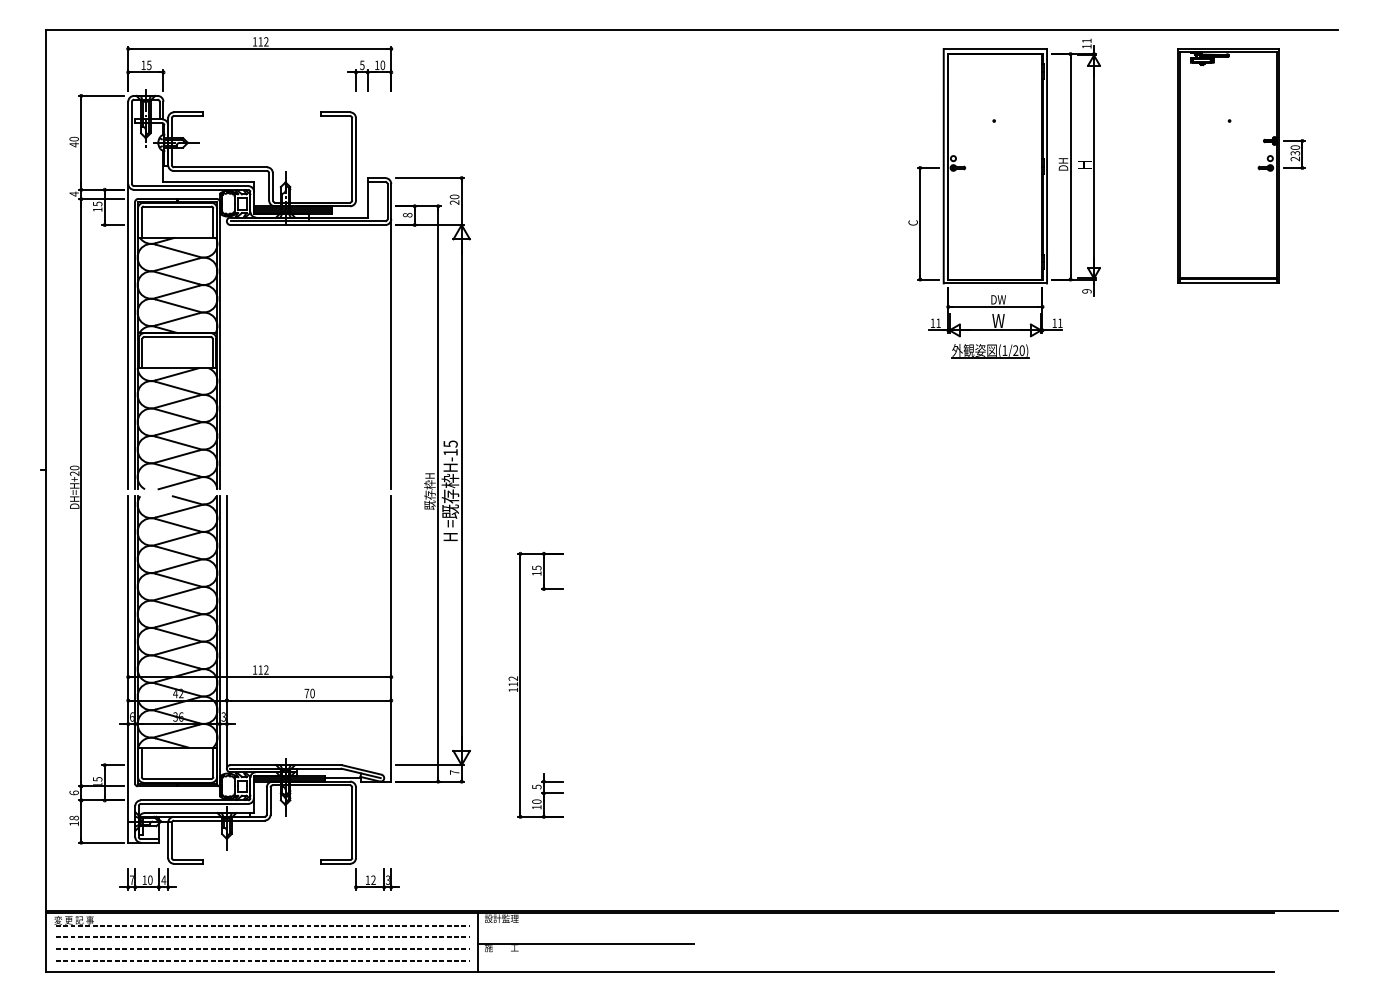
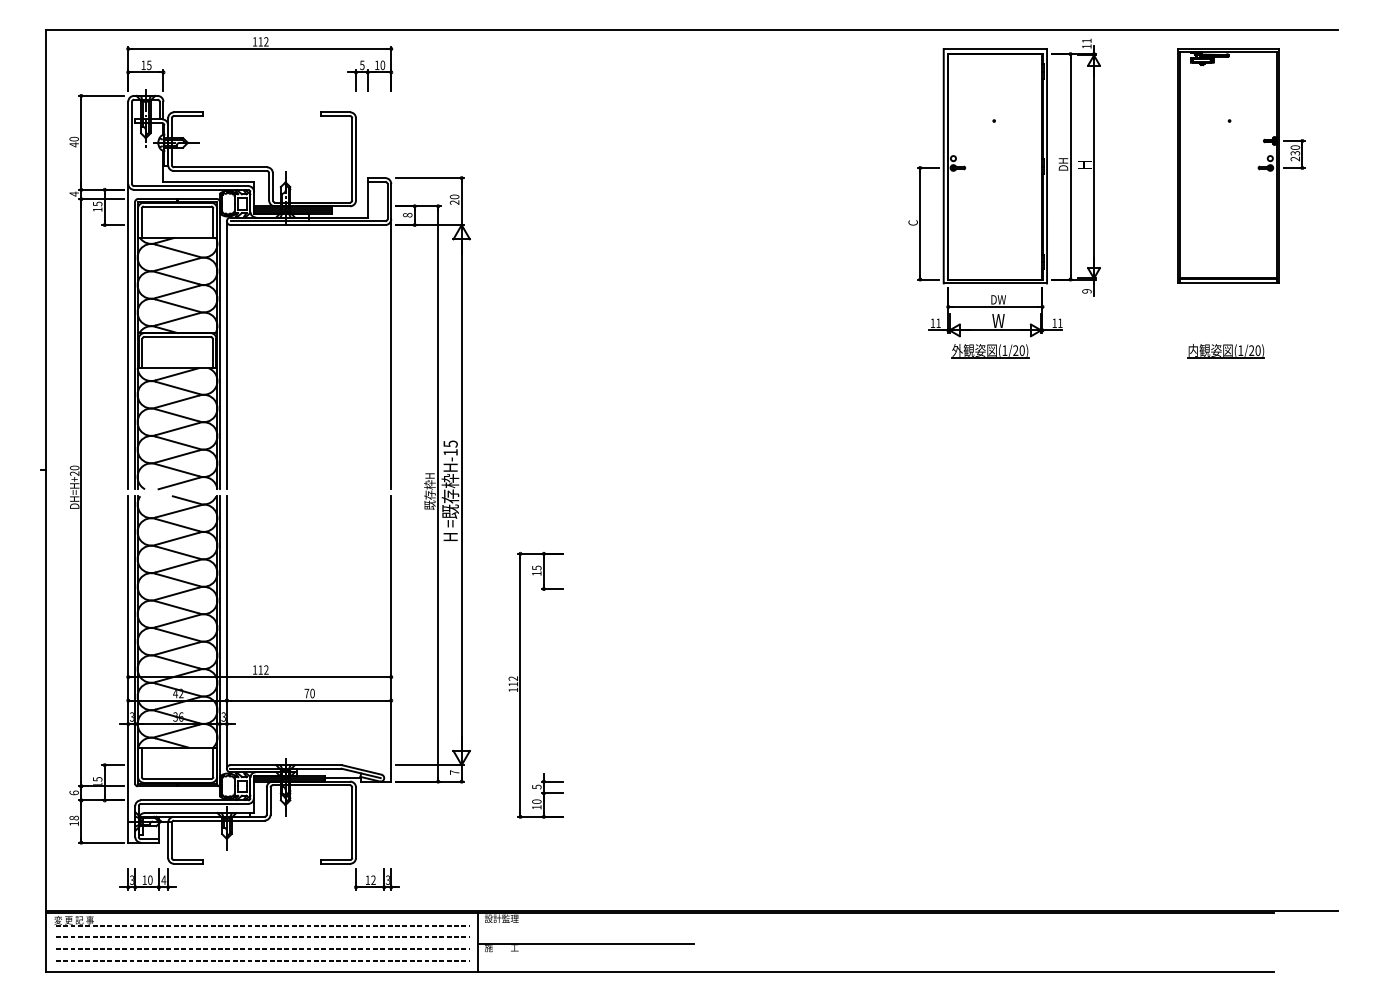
part: none -> present (1225, 350)
line: none -> present (226, 355)
text: 6 -> 3 (131, 716)
text: 7 -> 3 (131, 879)
